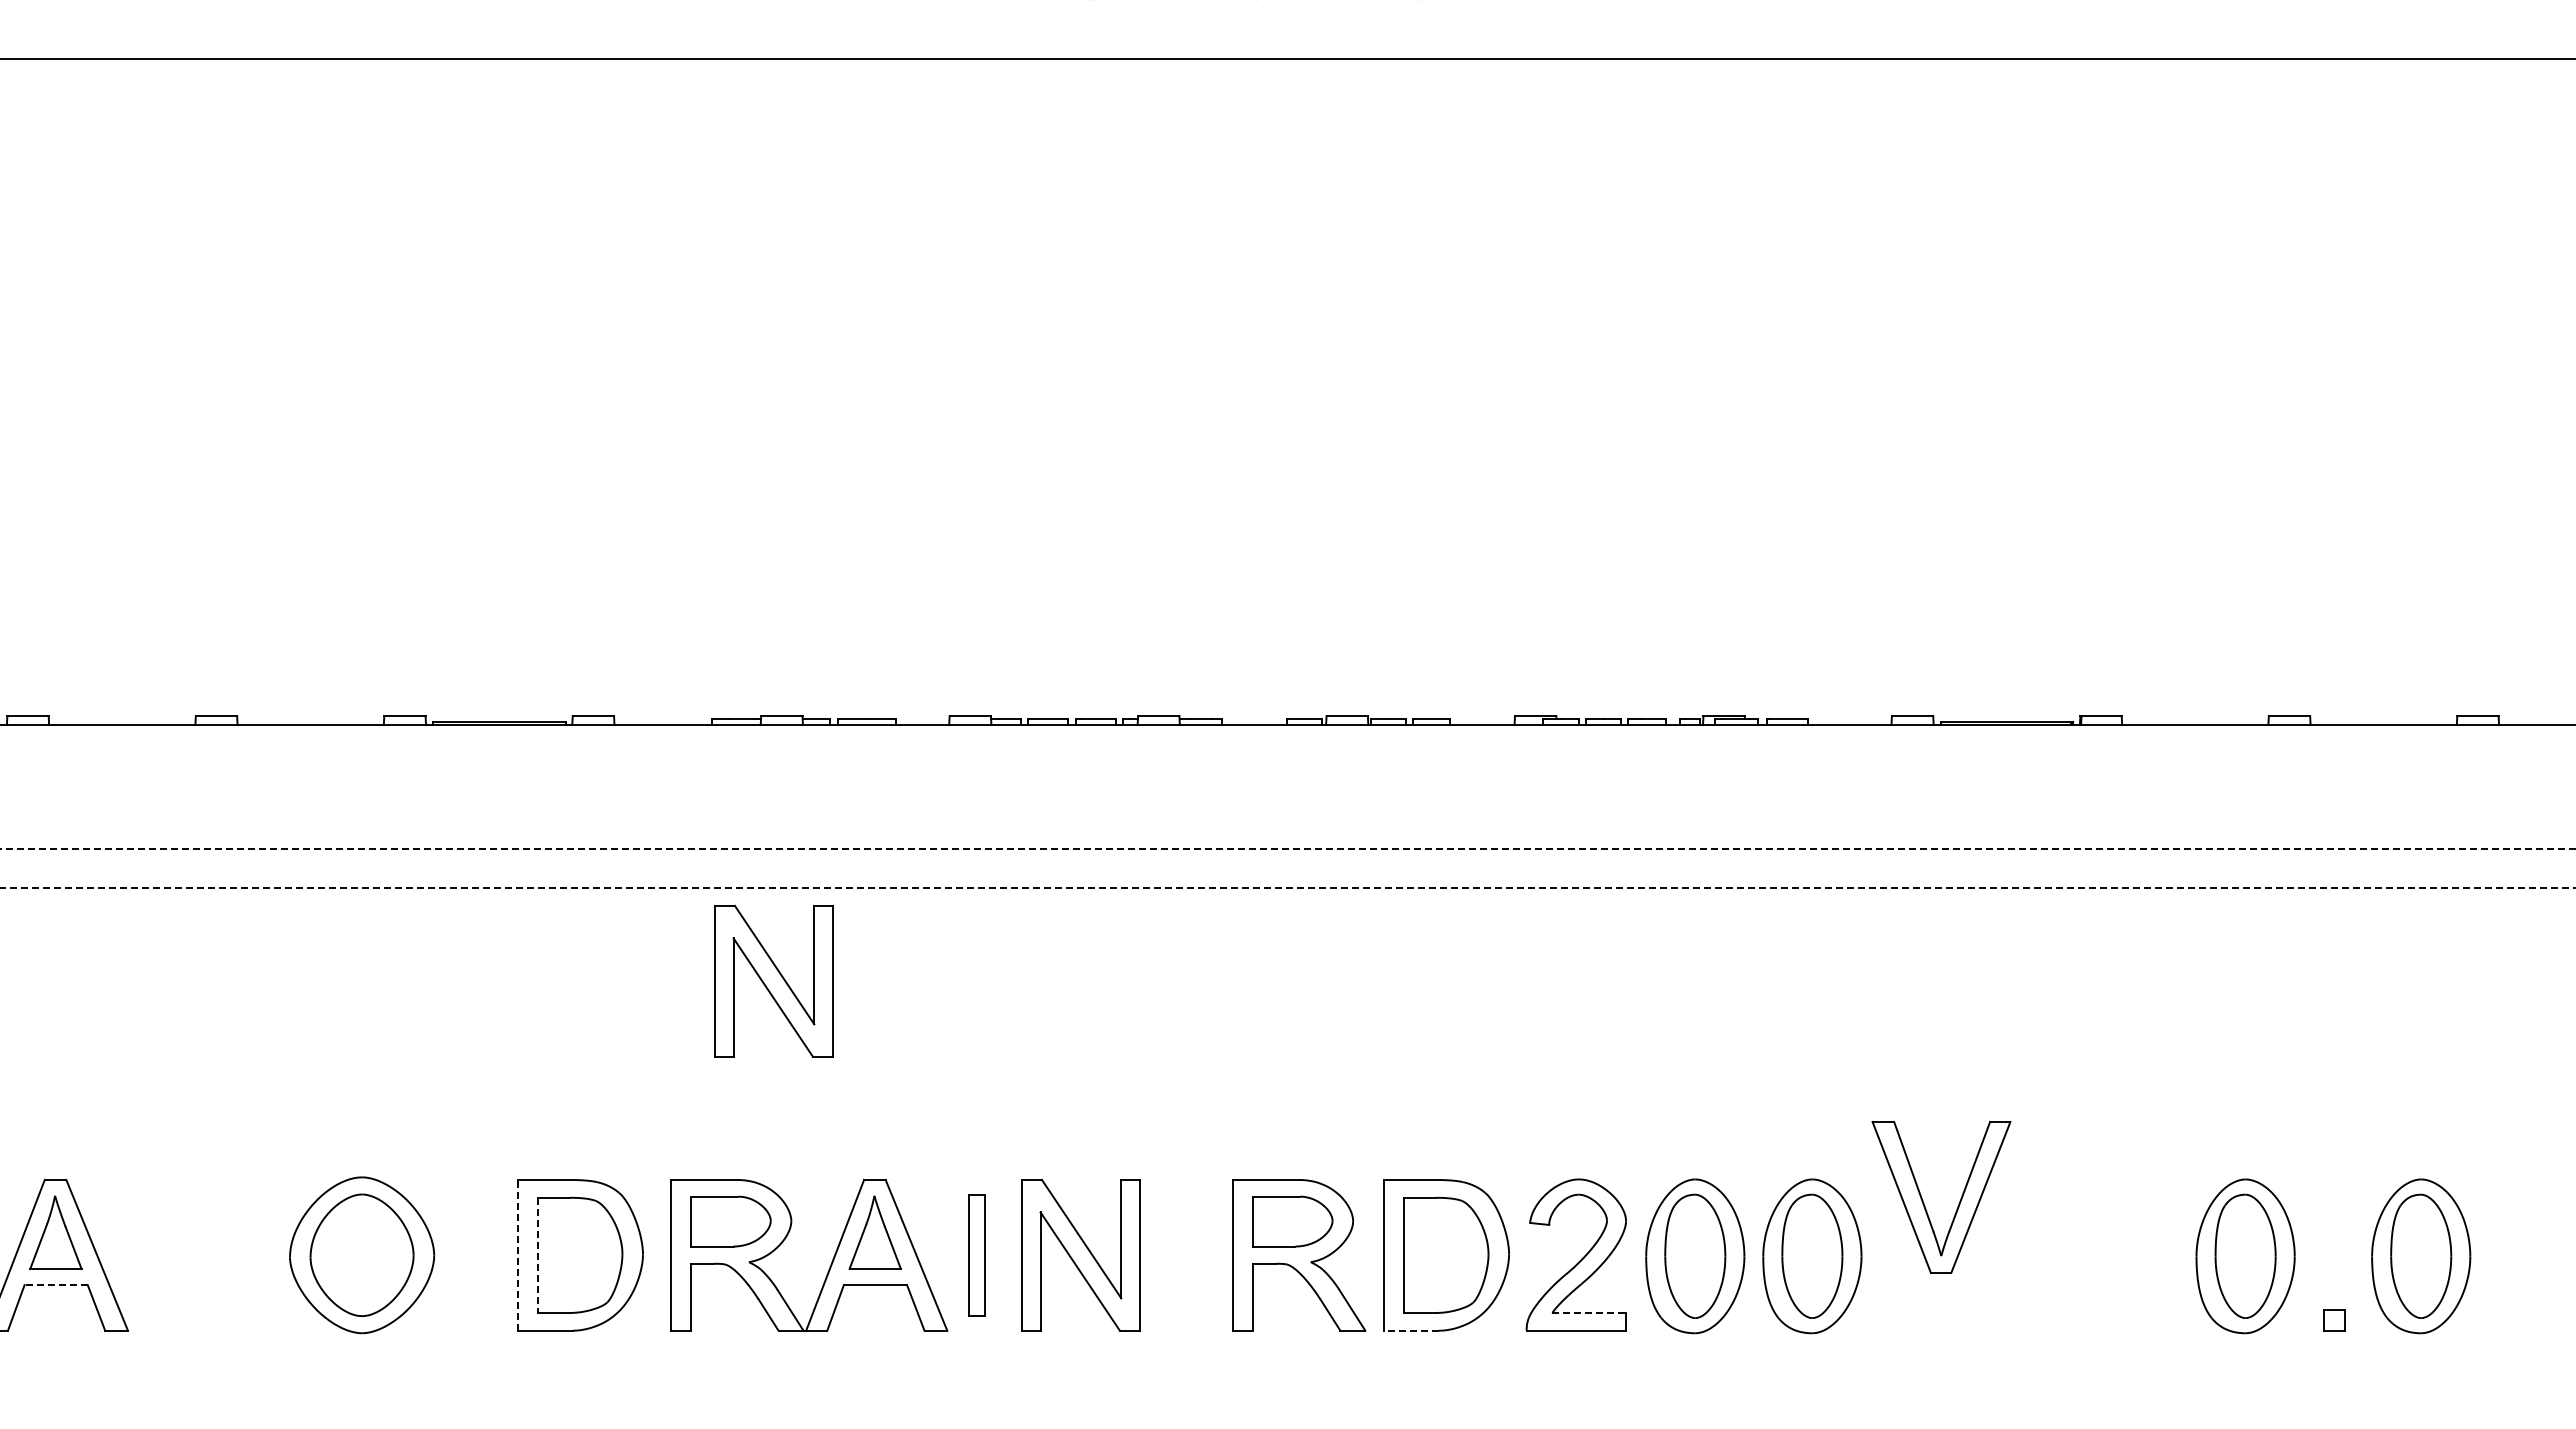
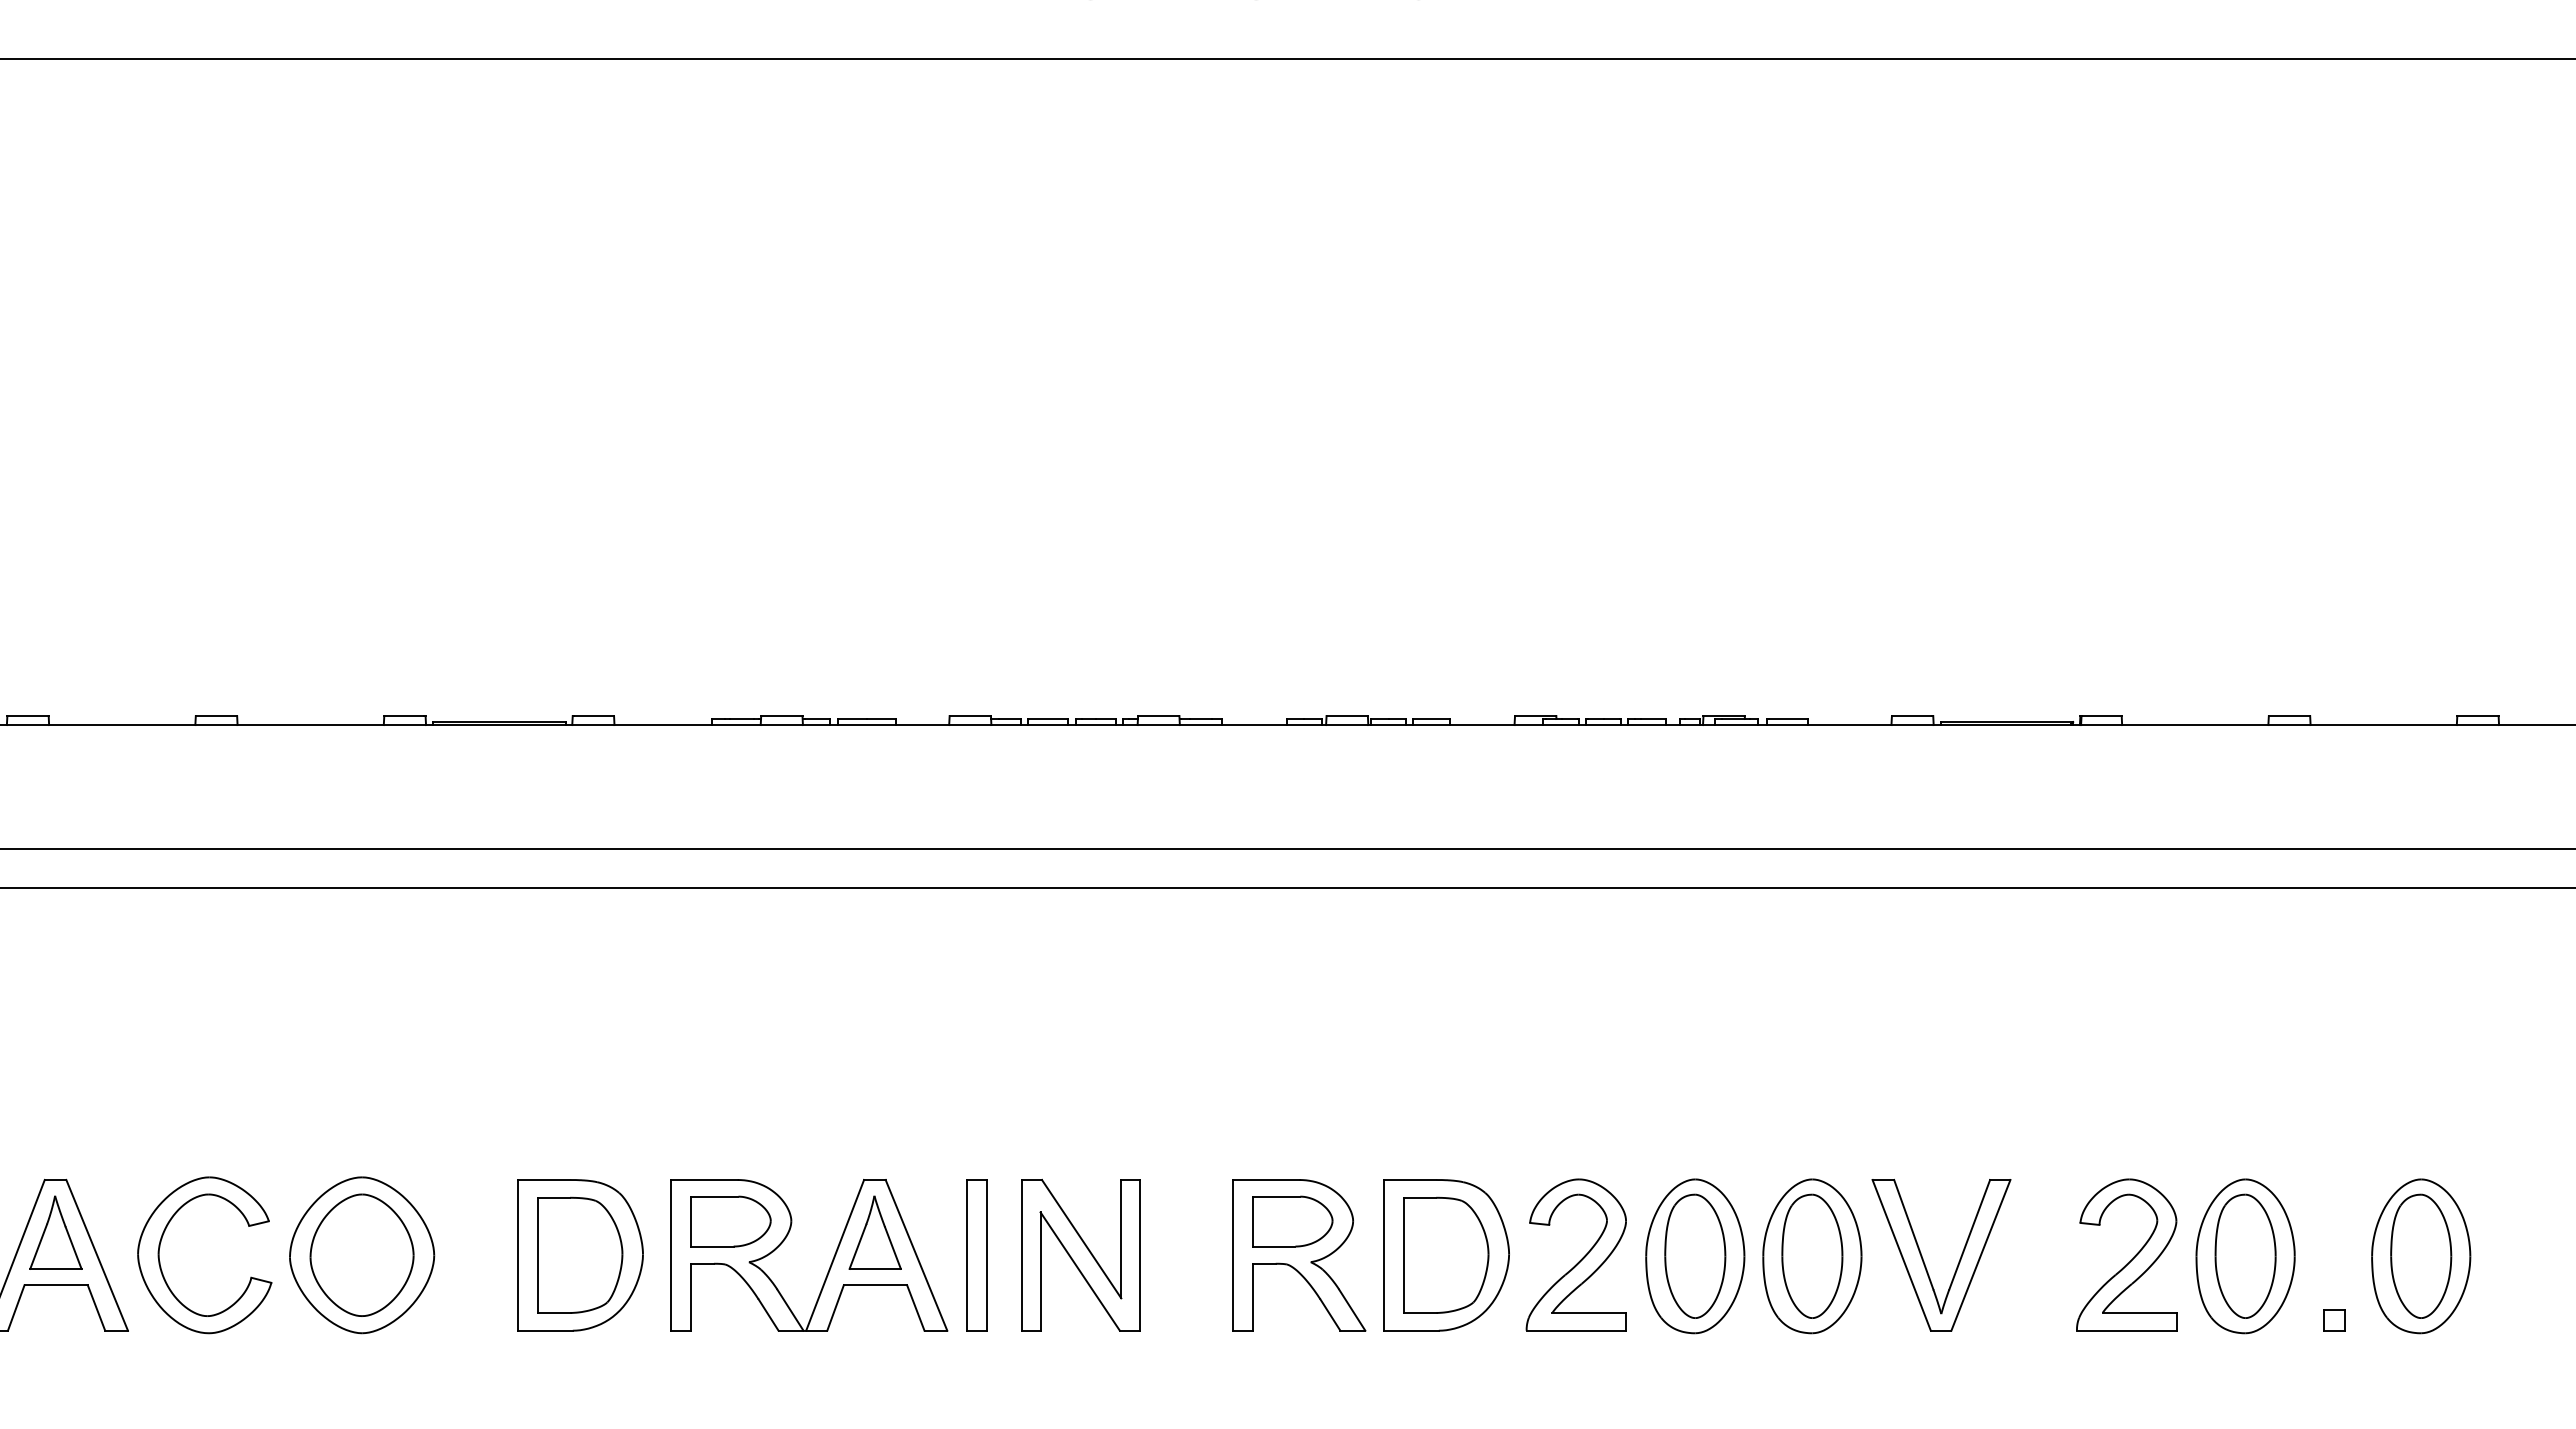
line: dashed -> solid (1288, 848)
line: dashed -> solid (1287, 887)
part: present -> none (773, 981)
part position: (1924, 1203) -> (1924, 1261) (1924, 1261)
line: dashed -> solid (518, 1254)
line: dashed -> solid (538, 1255)
part size: 18x123 px -> 22x153 px (976, 1255)
part: none -> present (2131, 1259)
part: none -> present (161, 1266)
line: dashed -> solid (56, 1285)
line: dashed -> solid (1589, 1312)
line: dashed -> solid (1411, 1330)
